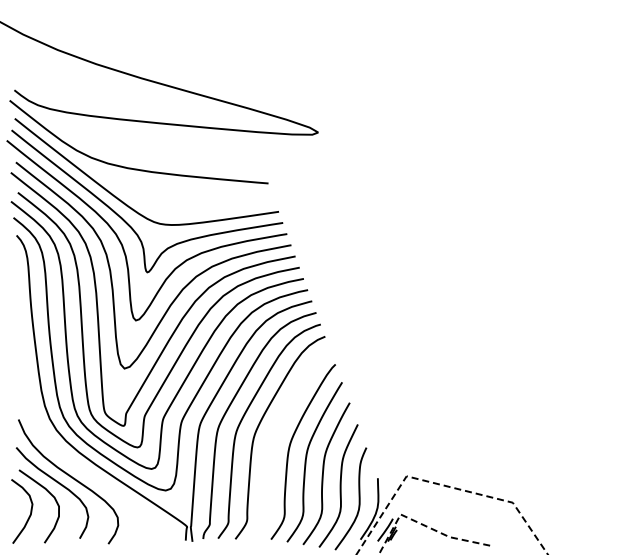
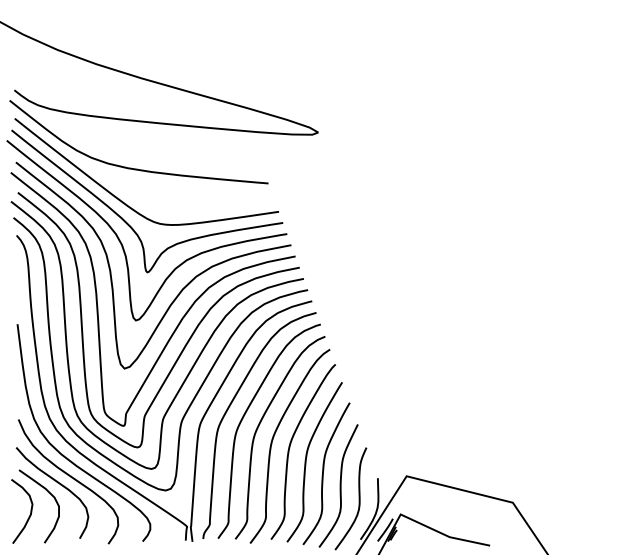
curve: none -> present (273, 440)
curve: none -> present (67, 457)
line: dashed -> solid (445, 485)
line: dashed -> solid (422, 524)
